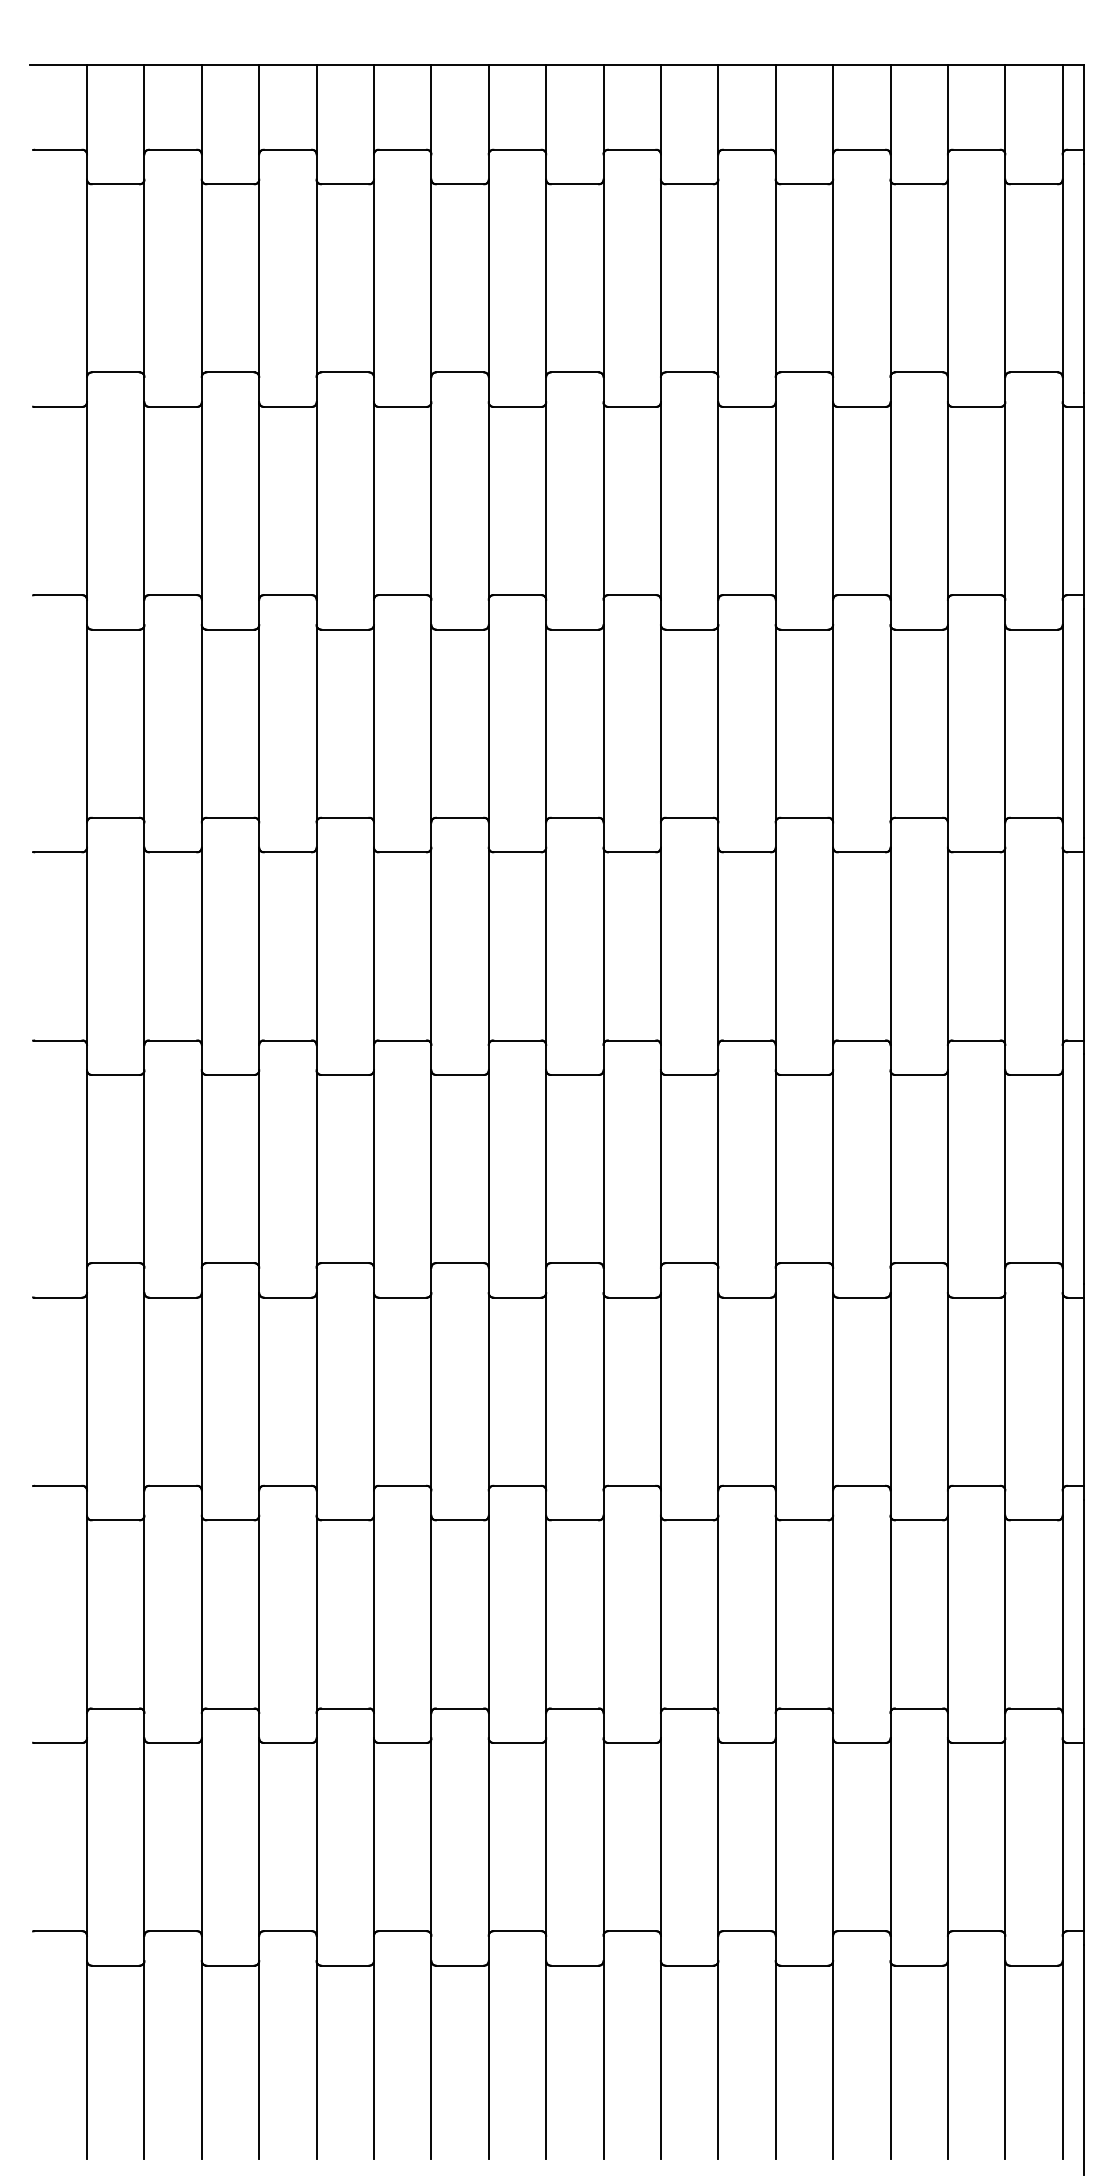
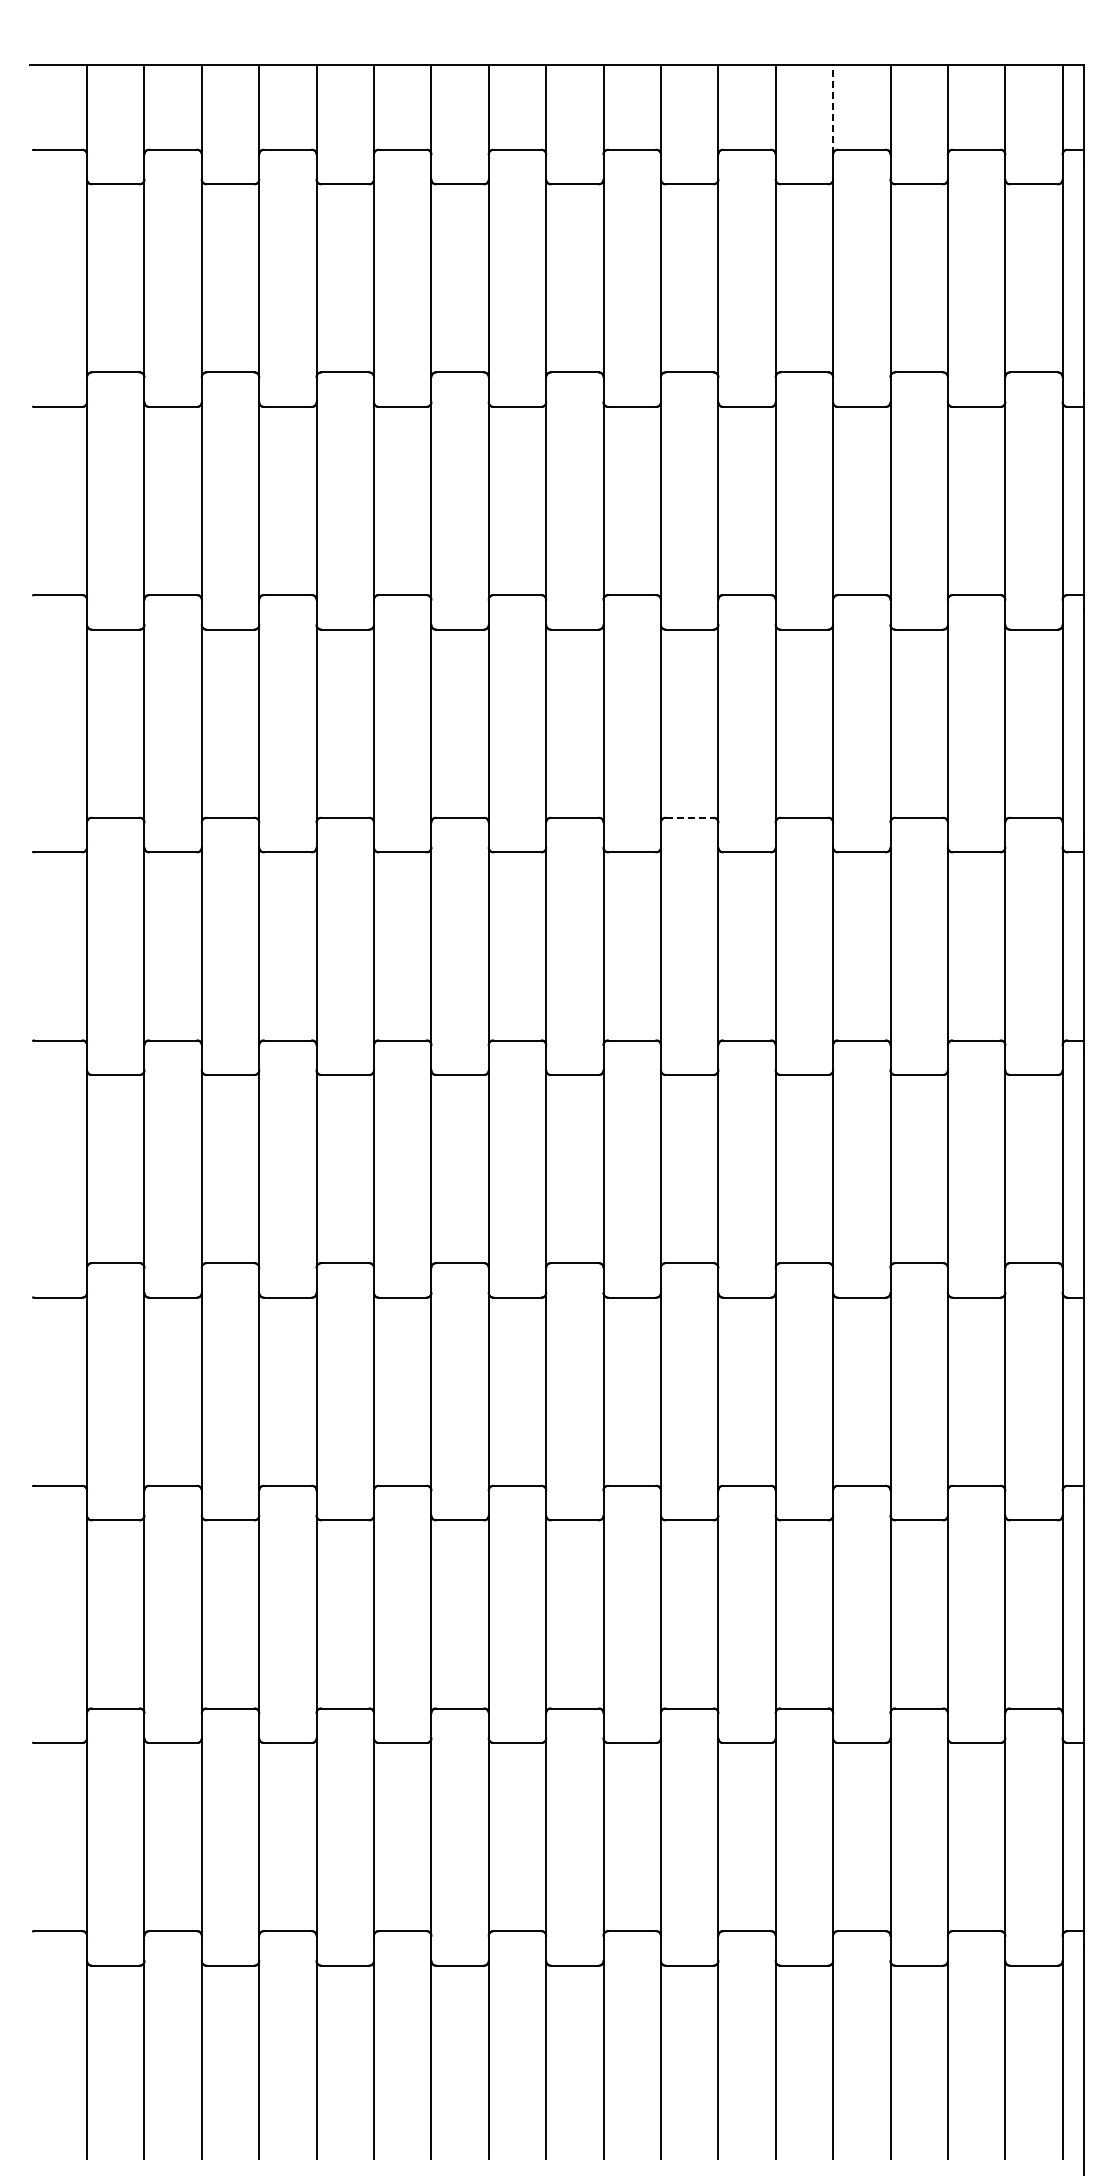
line: solid -> dashed (833, 109)
line: solid -> dashed (690, 817)
